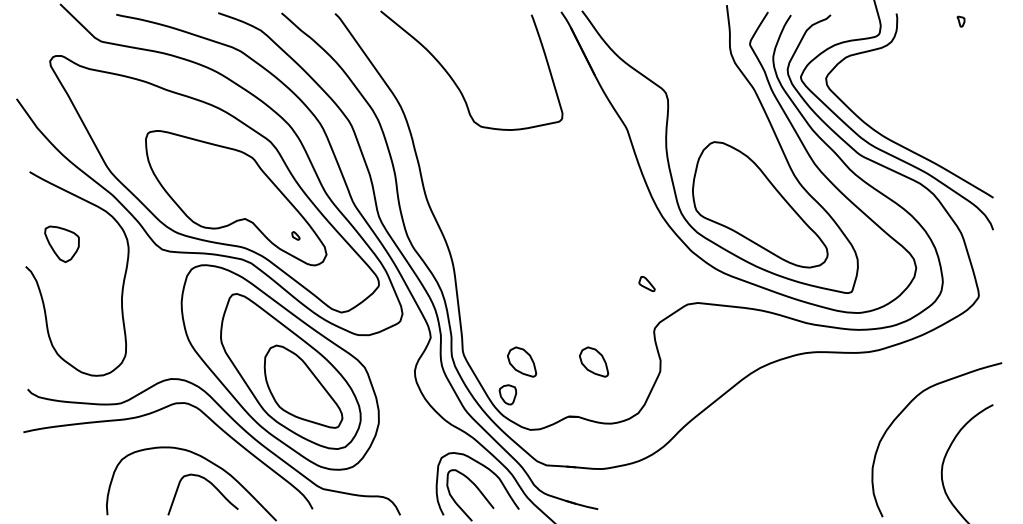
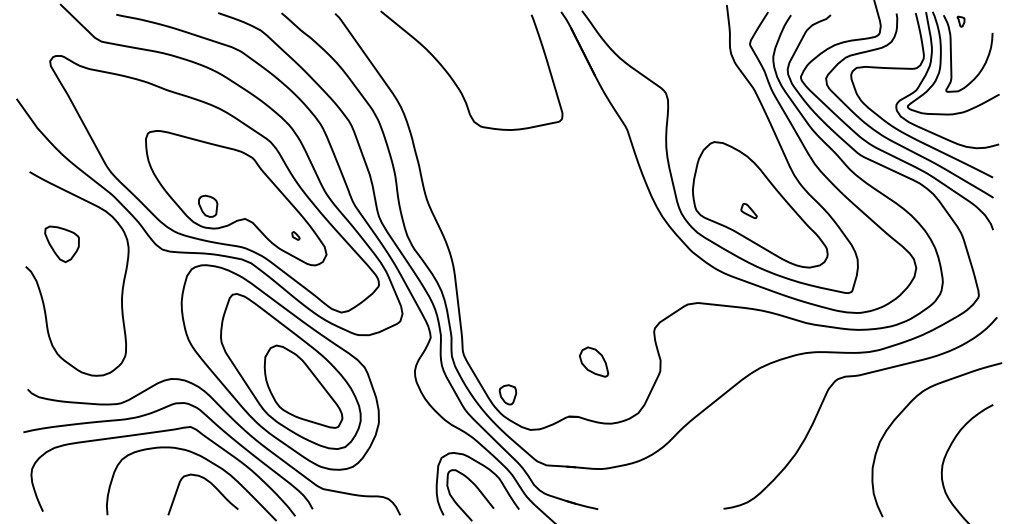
part: none -> present (924, 94)
part: none -> present (208, 205)
part position: (646, 283) -> (748, 210) (748, 210)
part: present -> none (522, 361)
curve: none -> present (852, 377)
curve: none -> present (155, 433)
